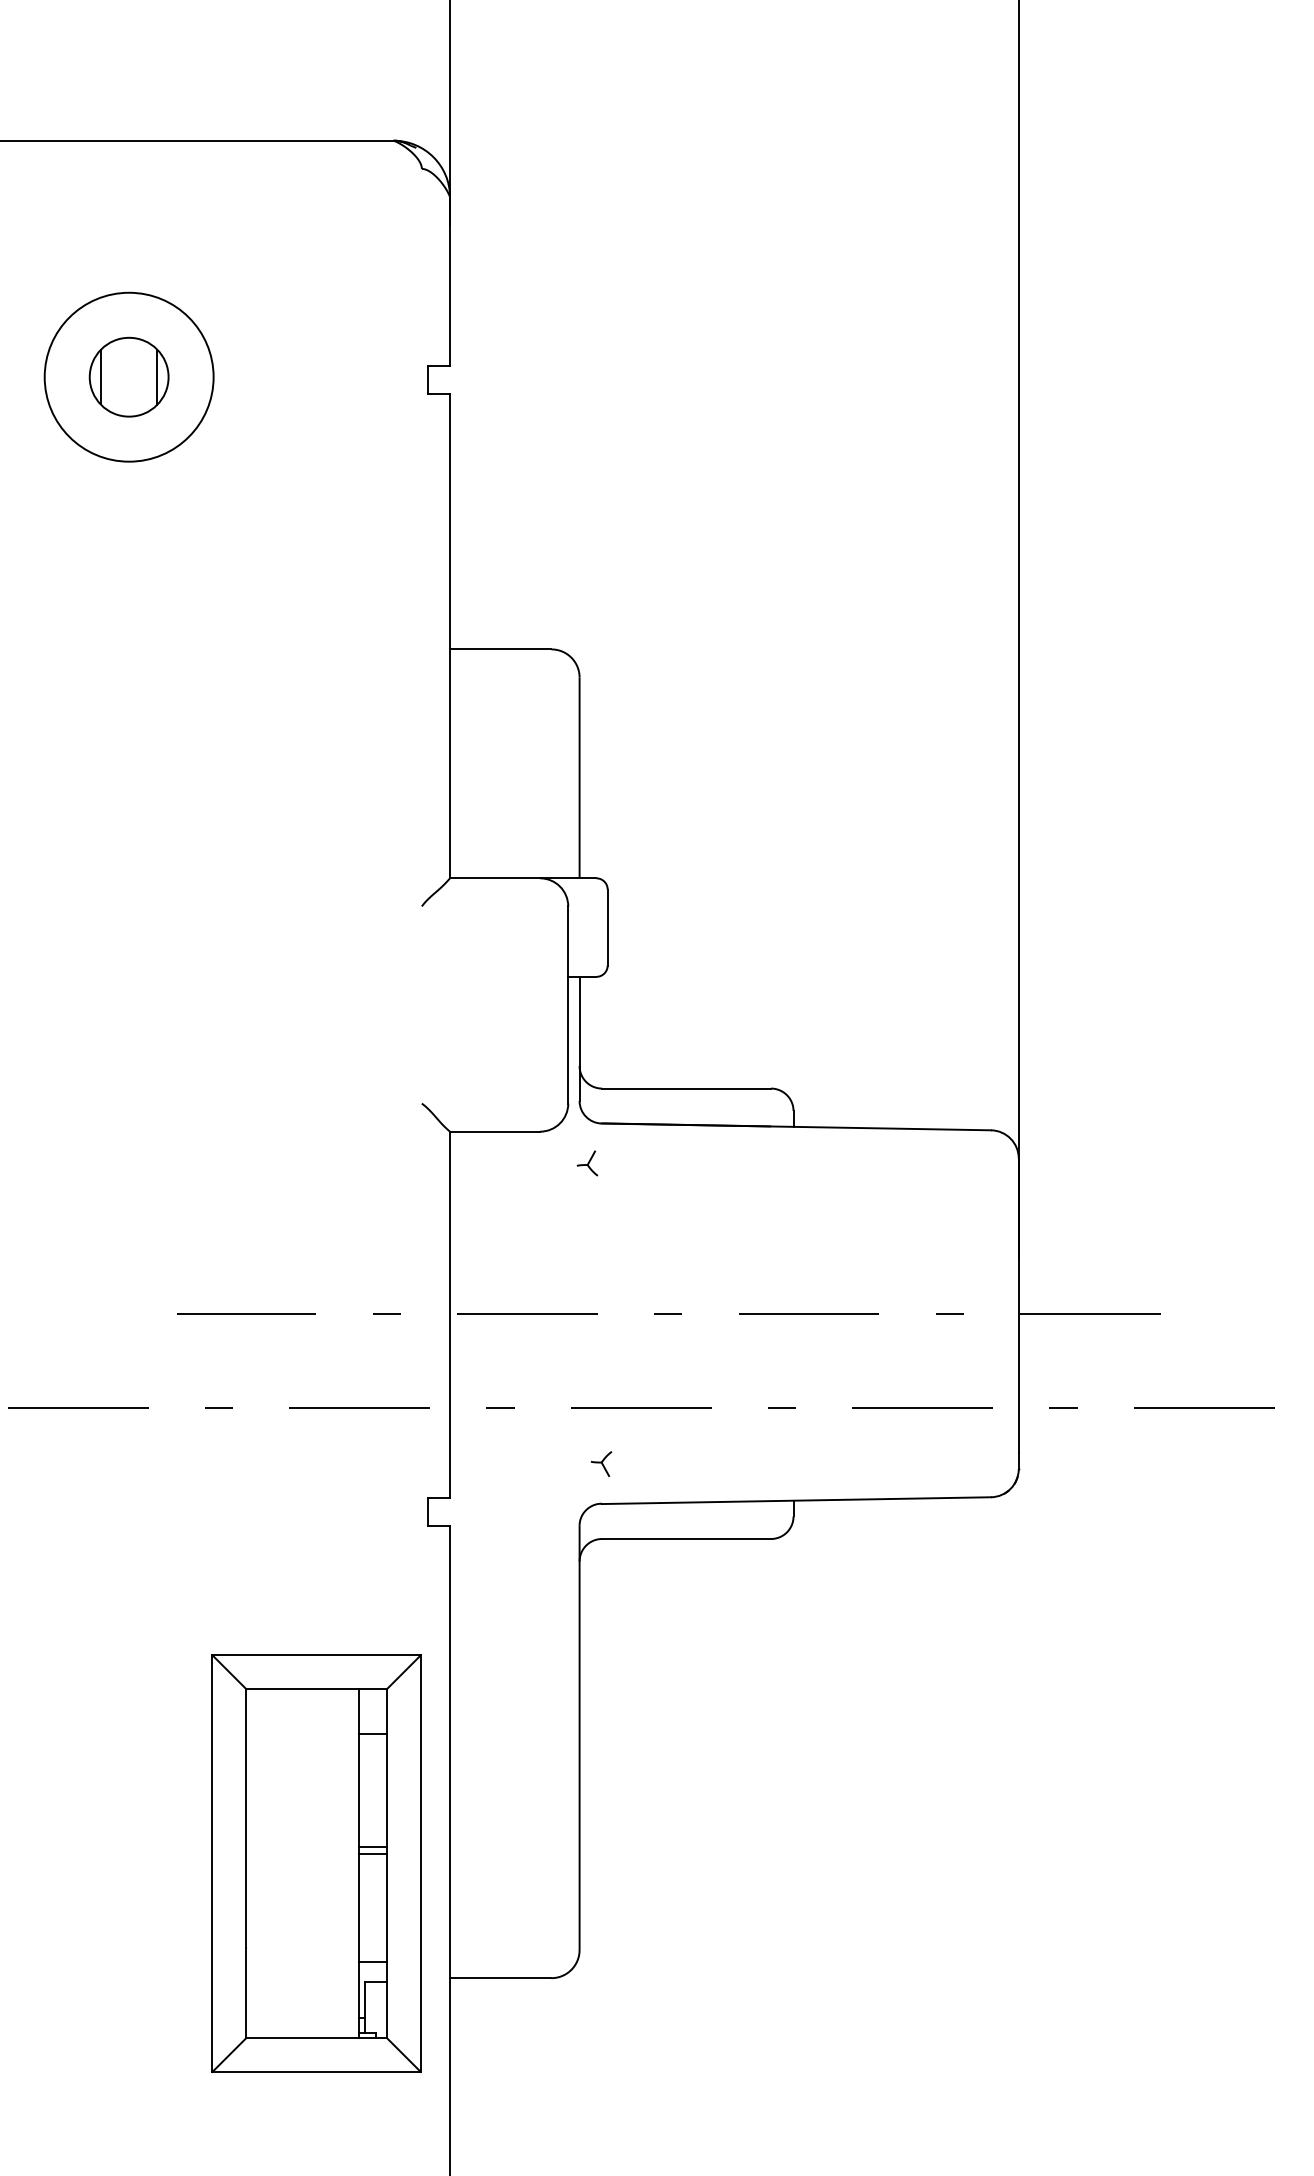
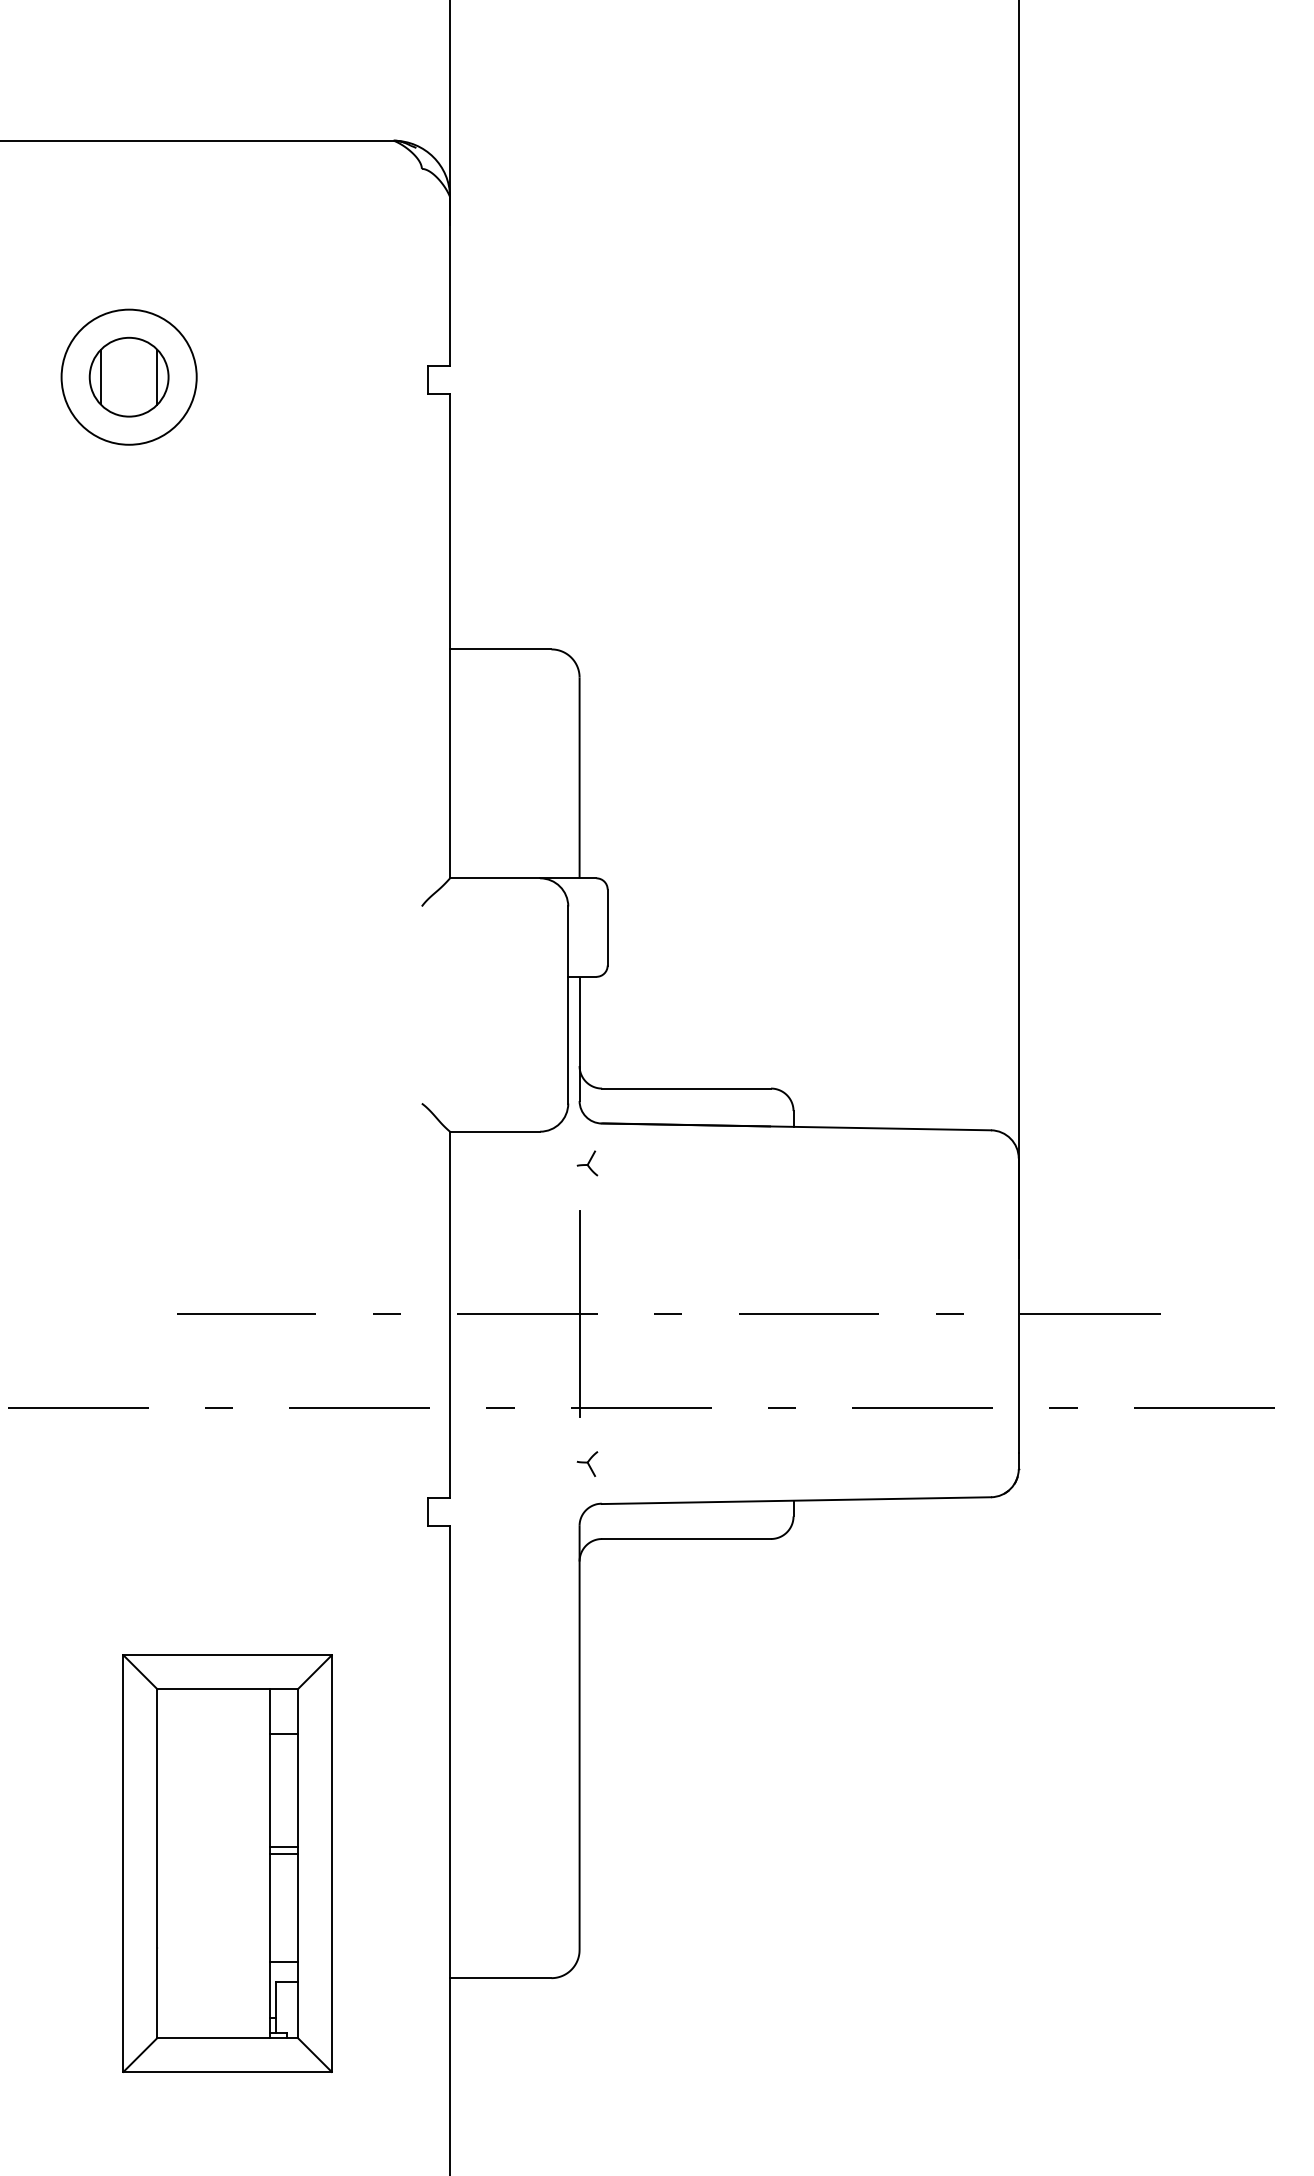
circle diameter: 169 px -> 135 px (128, 376)
line: none -> present (579, 1313)
part position: (601, 1463) -> (587, 1463) (587, 1463)
part position: (316, 1863) -> (227, 1863) (227, 1863)
